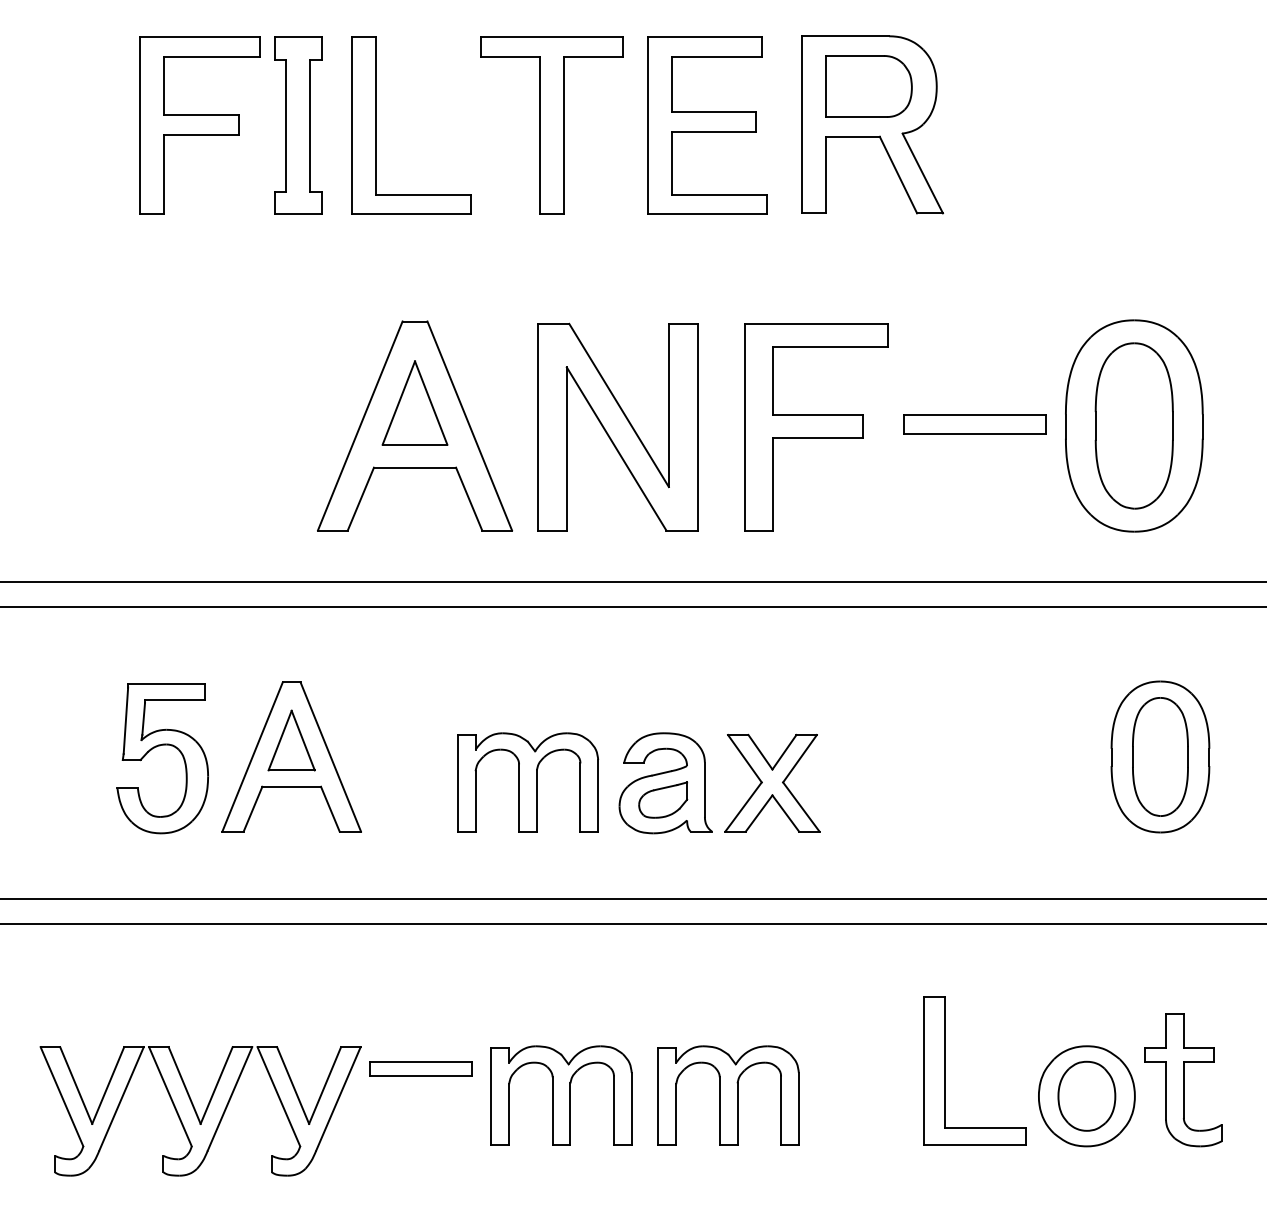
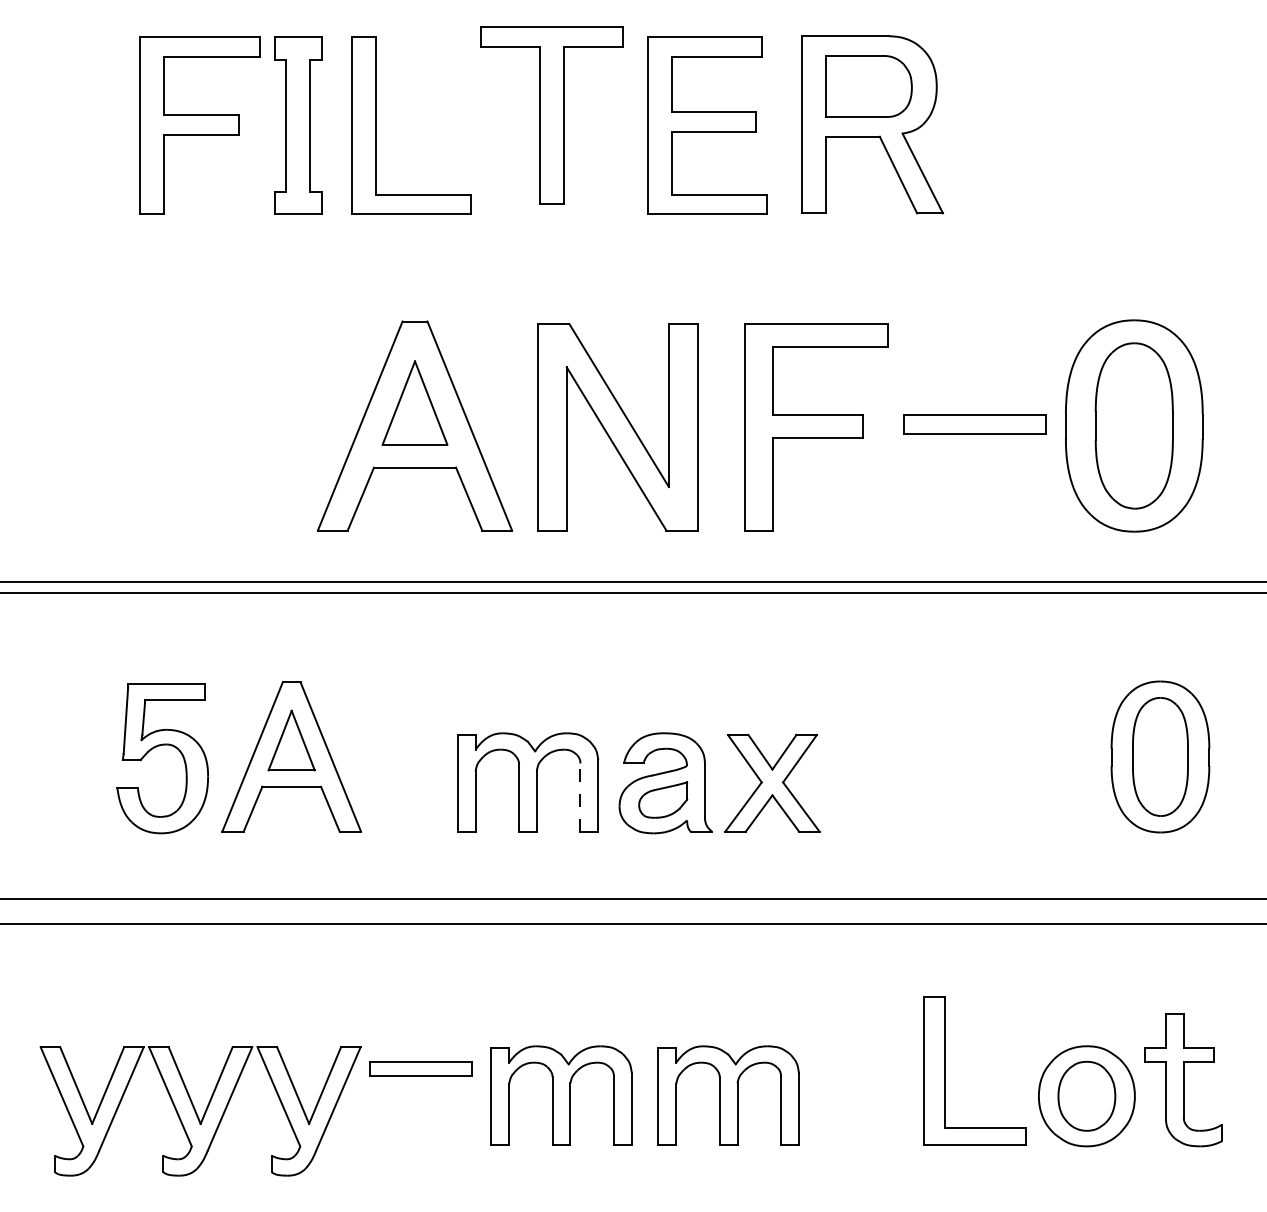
part position: (551, 125) -> (551, 115) (551, 115)
line position: (632, 607) -> (632, 593) (632, 593)
line: solid -> dashed (580, 797)
